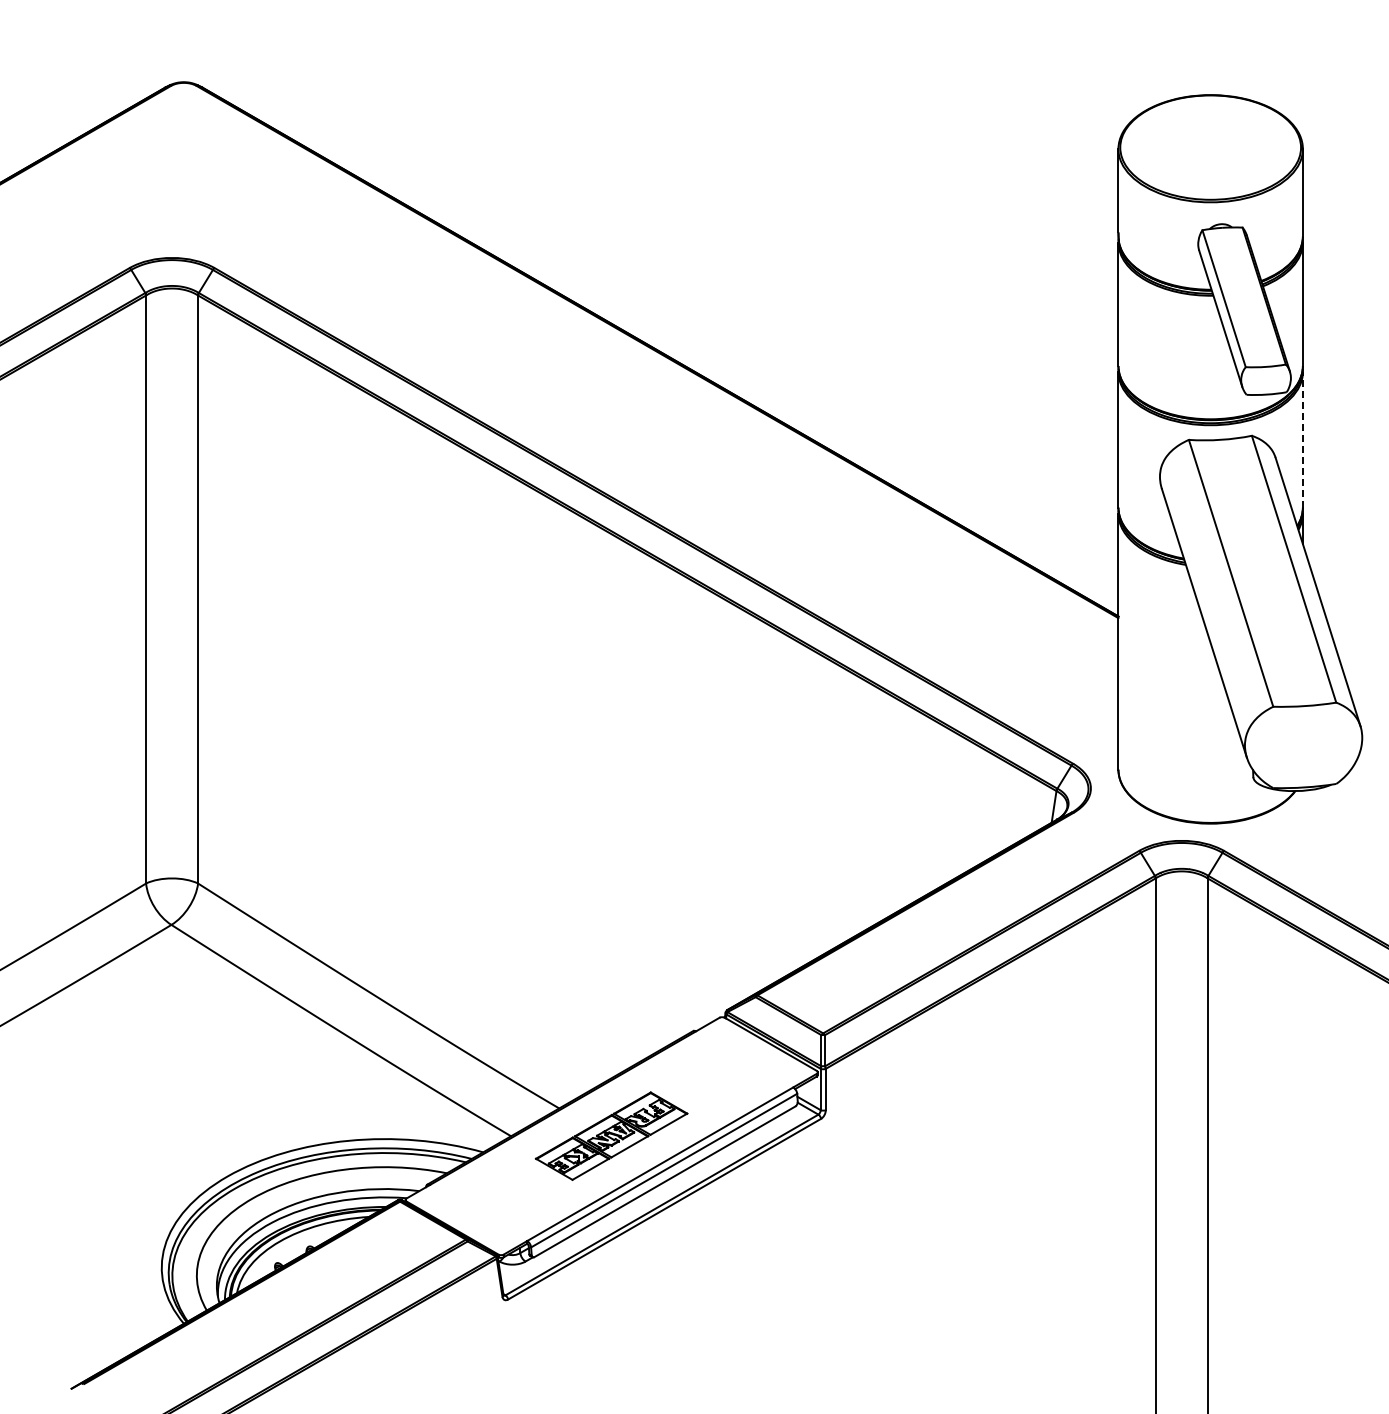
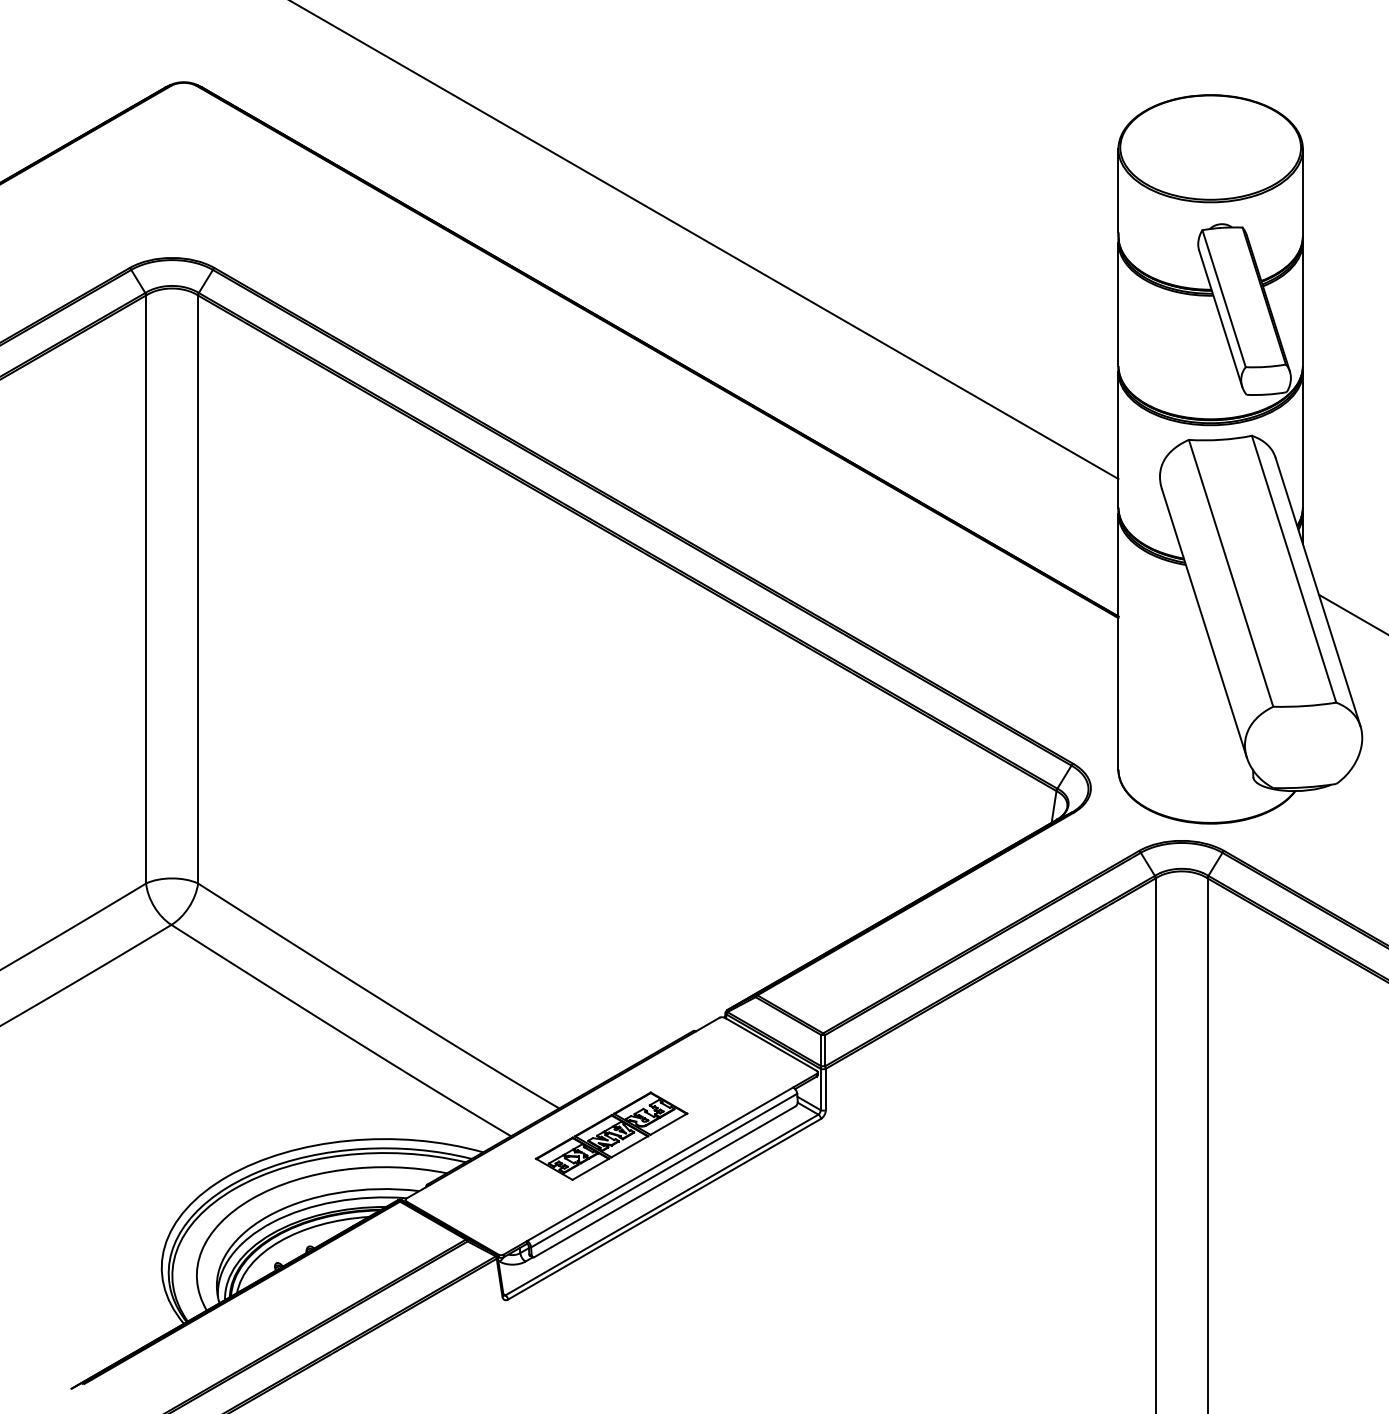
line: none -> present (705, 240)
line: dashed -> solid (1302, 439)
line: none -> present (1351, 613)
